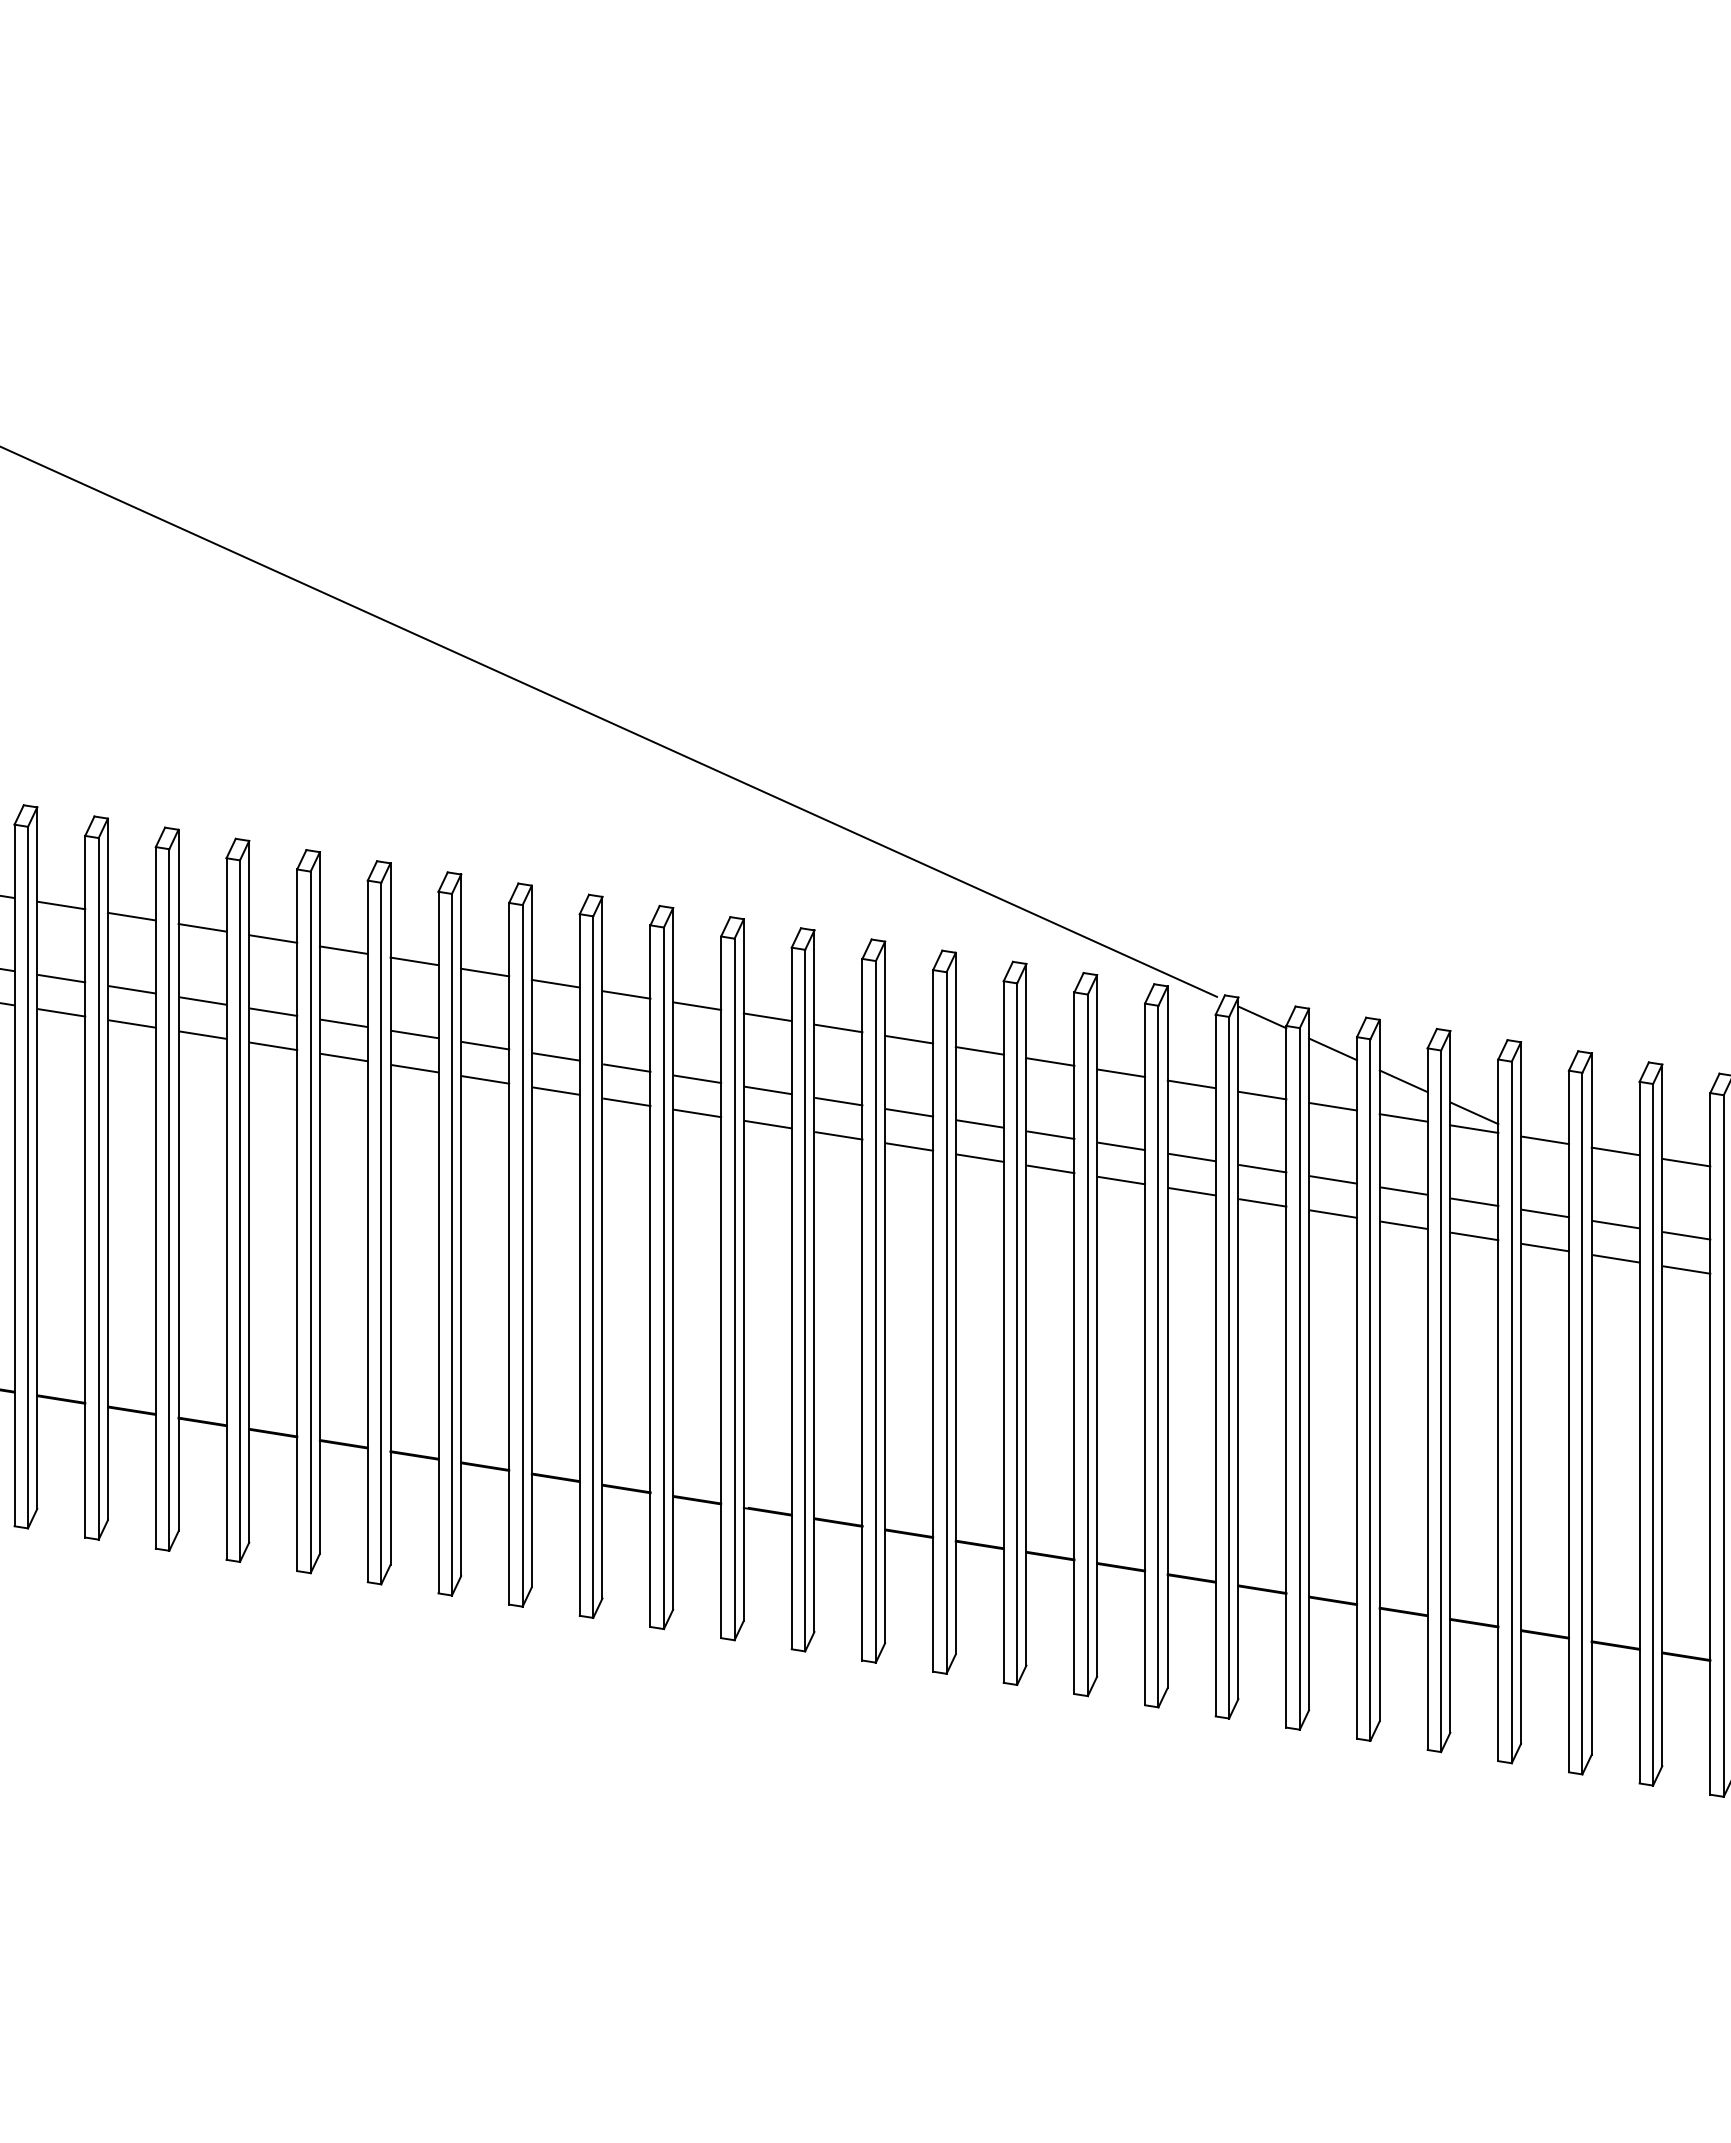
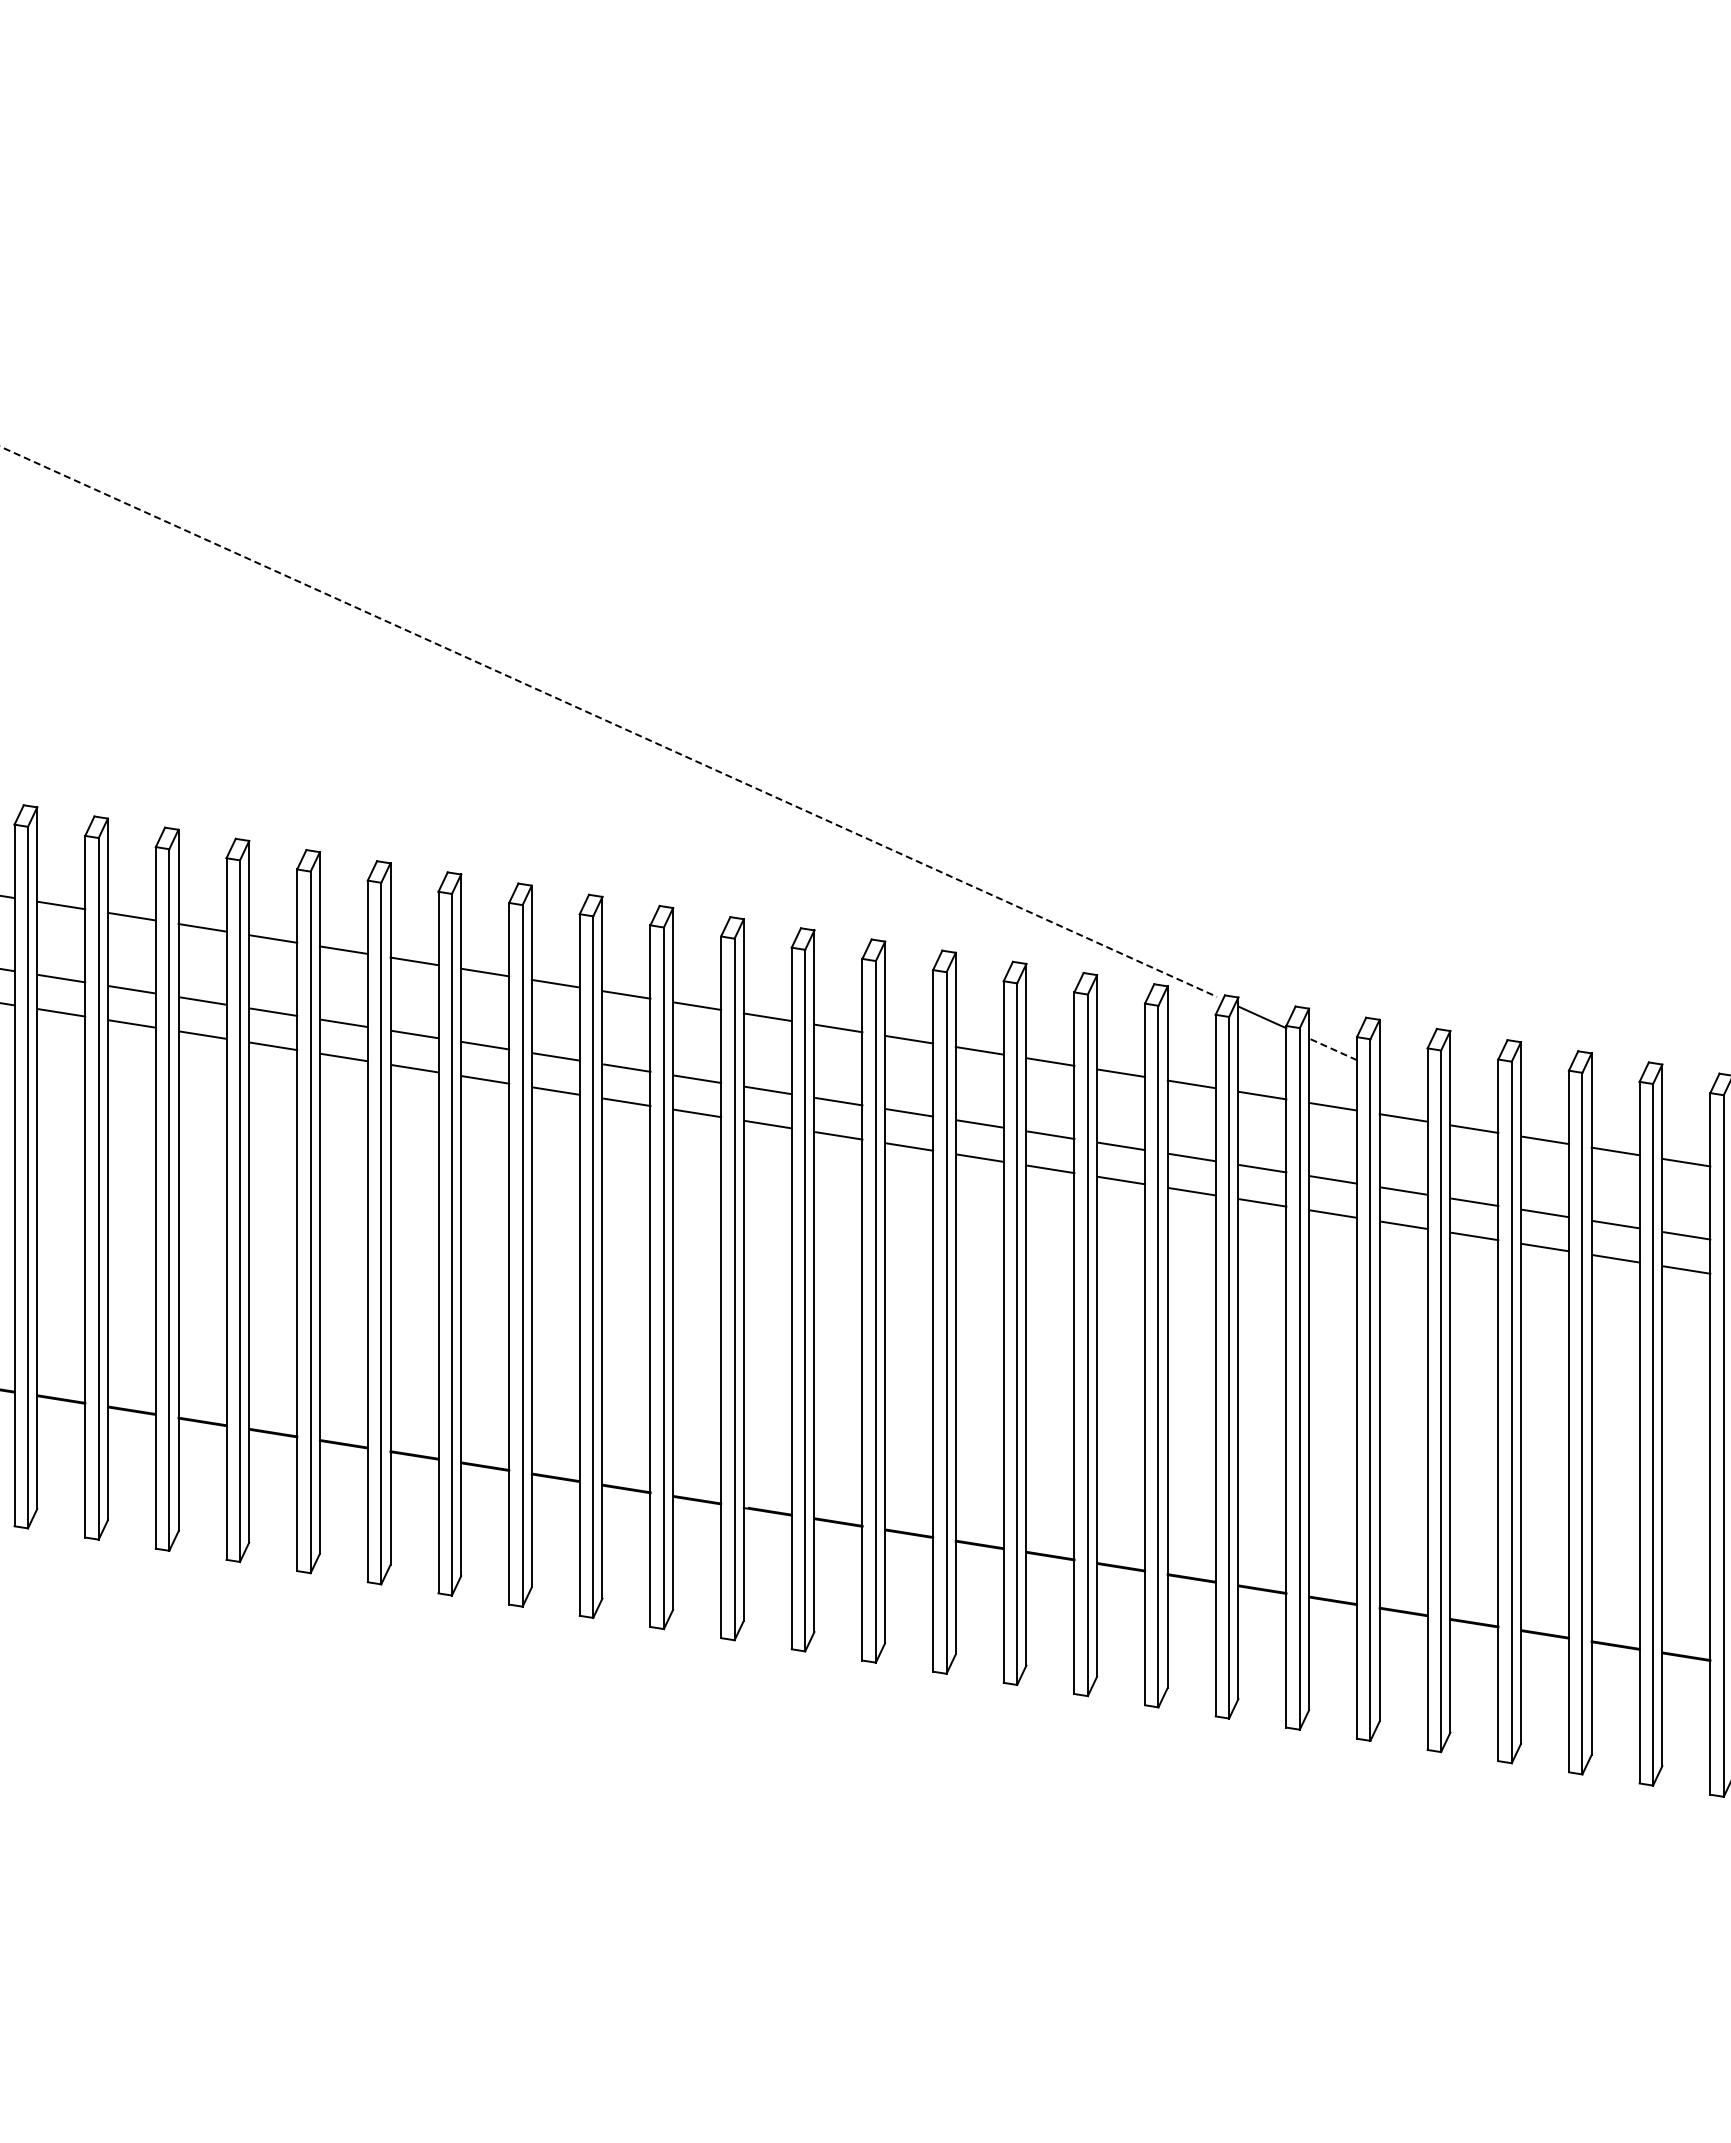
line: solid -> dashed (609, 722)
line: solid -> dashed (1332, 1049)
line: present -> none (1403, 1081)
line: present -> none (1474, 1113)
